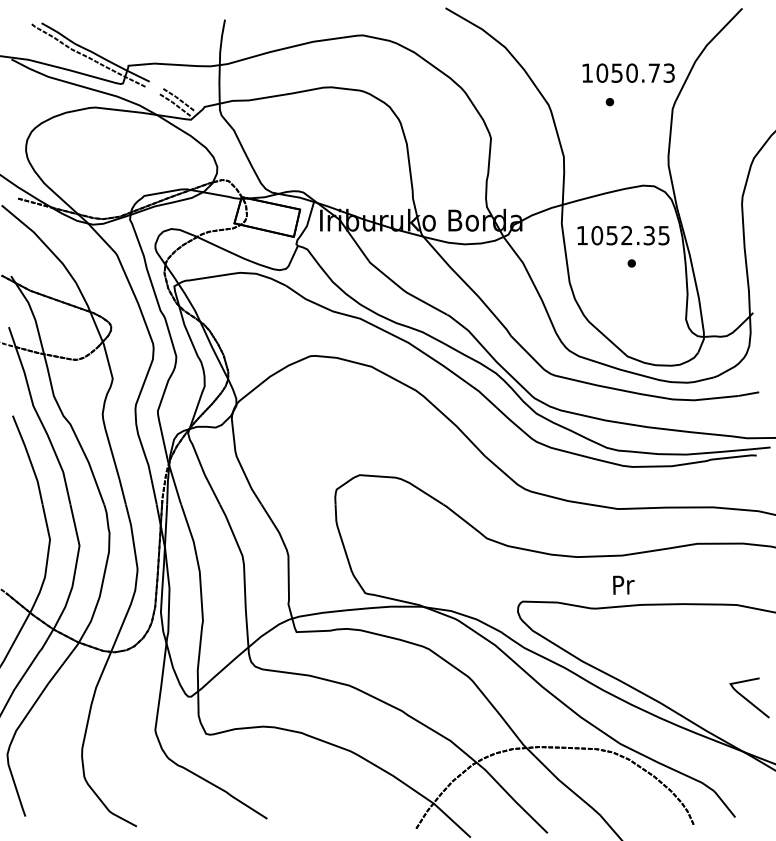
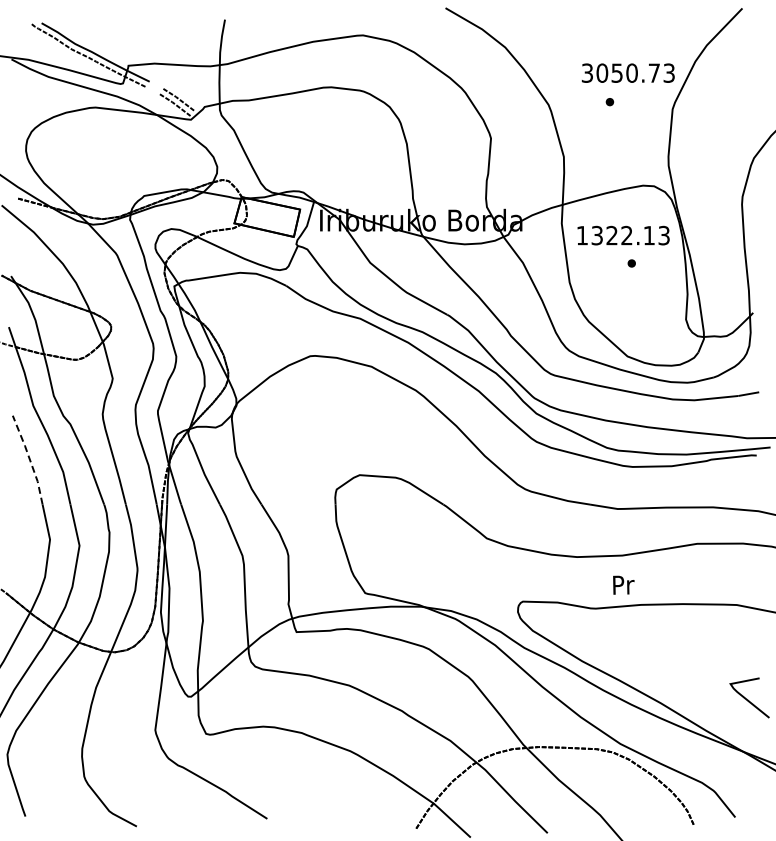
text: 1050.73 -> 3050.73 (586, 72)
text: 1052.35 -> 1322.13 (630, 235)
line: solid -> dashed (29, 459)
